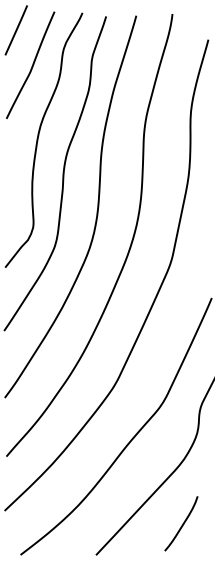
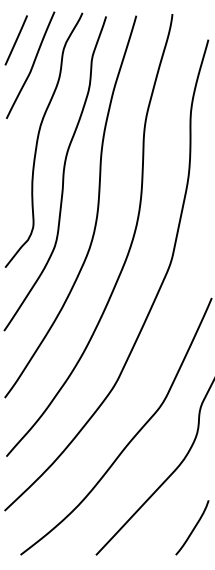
line position: (15, 30) -> (15, 40) (15, 40)
curve position: (182, 523) -> (193, 527) (193, 527)
